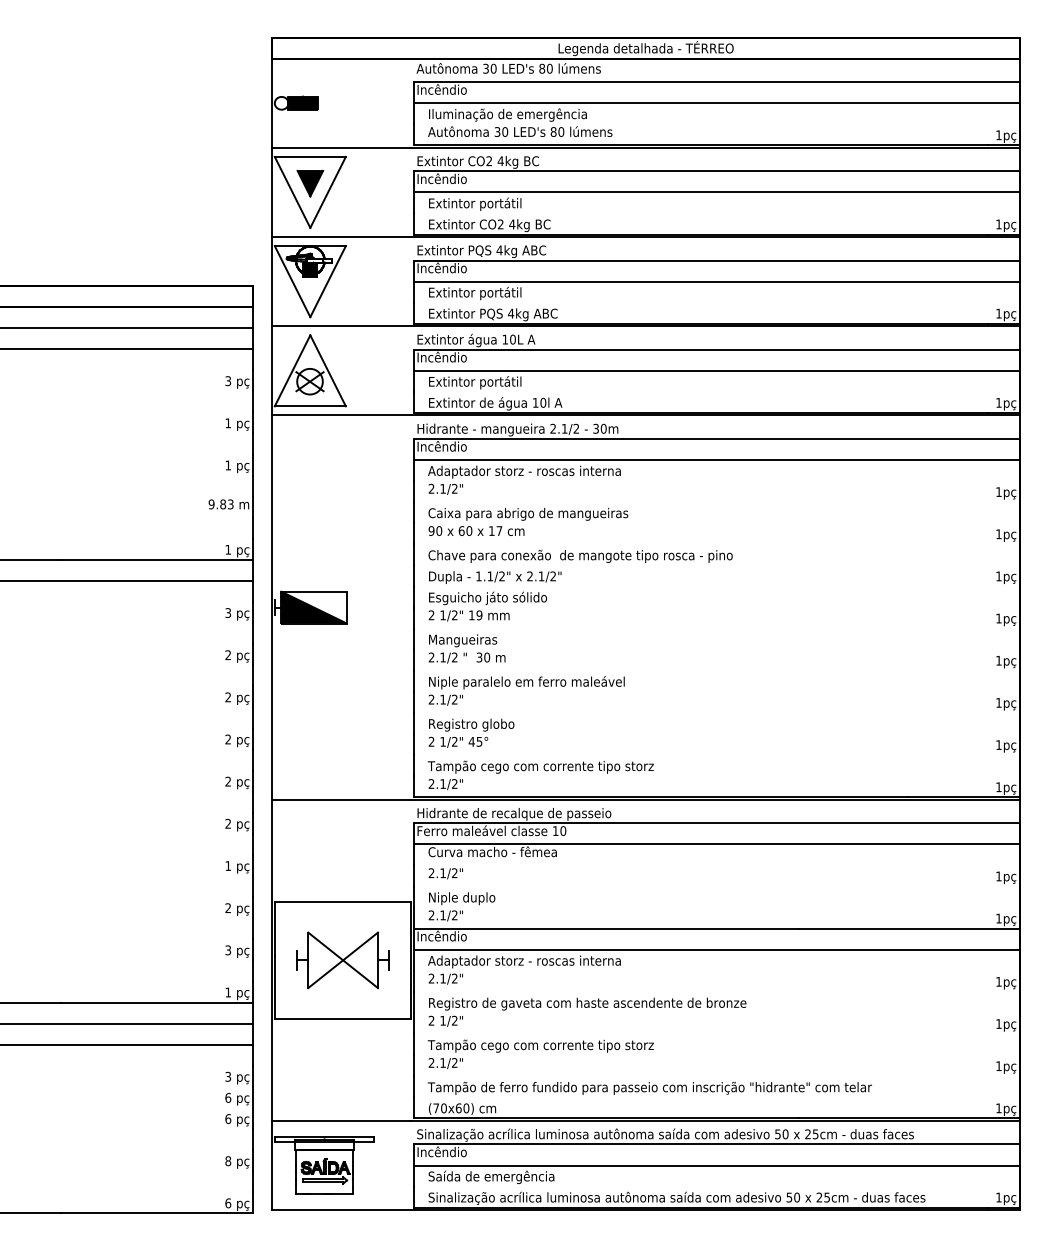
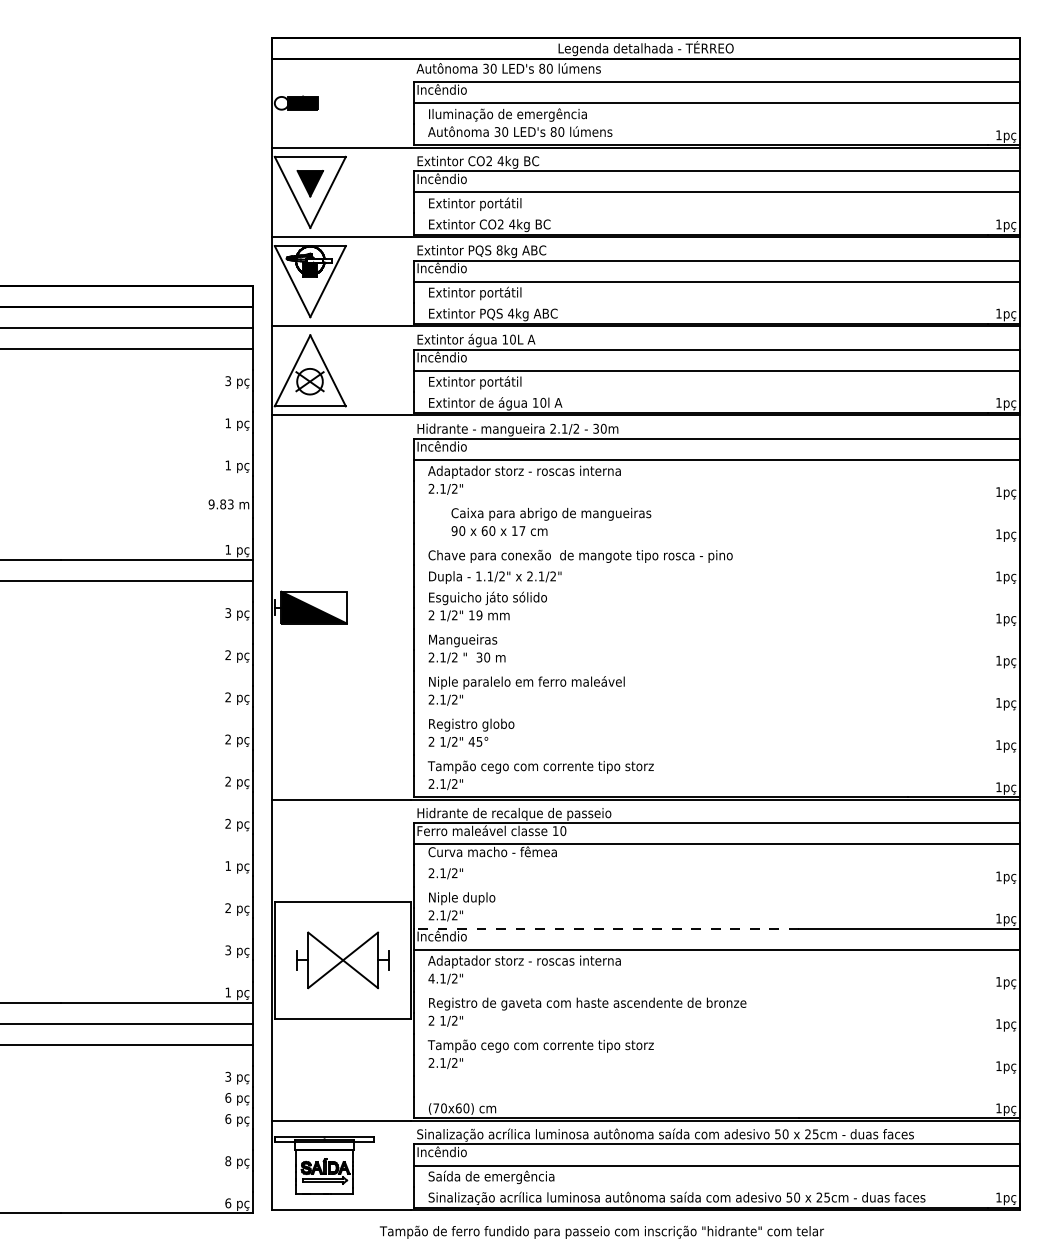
text: 4kg -> 8kg (499, 250)
text position: (528, 521) -> (551, 521) (551, 521)
line: solid -> dashed (605, 928)
text: 2.1/2" -> 4.1/2" (431, 978)
text position: (649, 1087) -> (601, 1231) (601, 1231)
